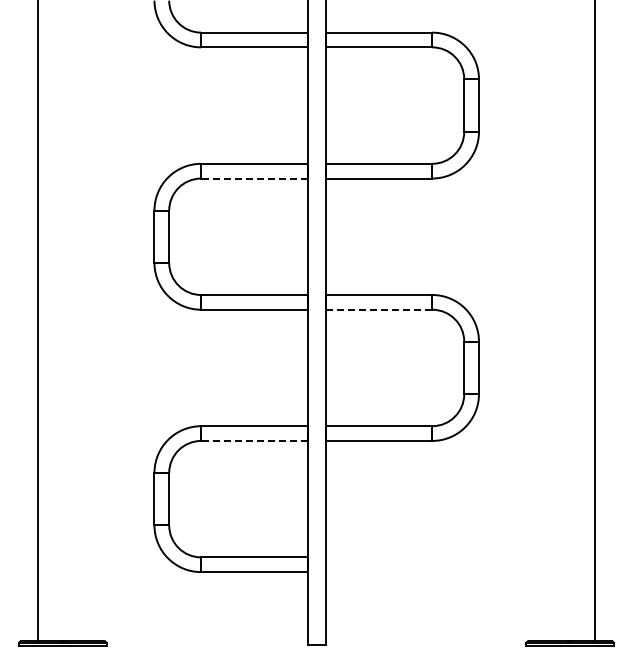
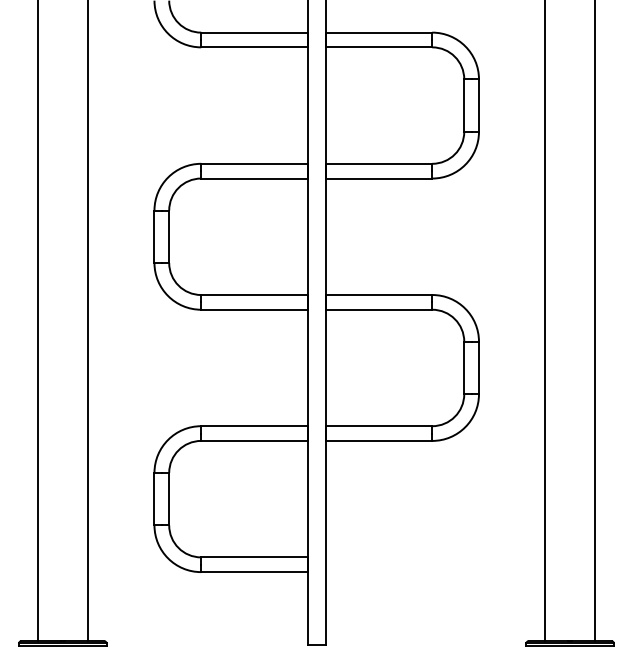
line: dashed -> solid (253, 178)
line: dashed -> solid (378, 309)
line: none -> present (87, 321)
line: none -> present (545, 321)
line: dashed -> solid (253, 440)
